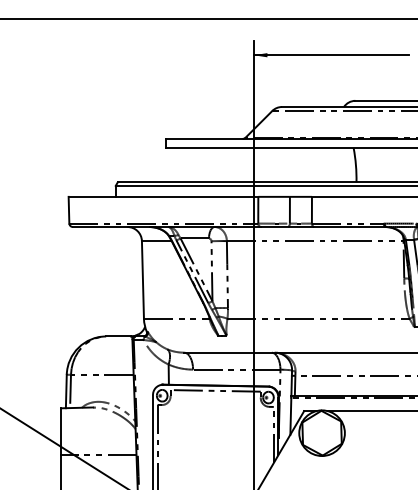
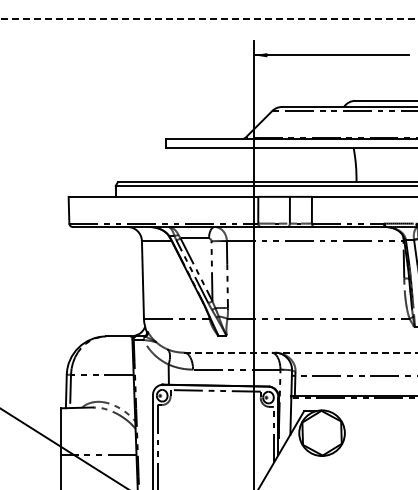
line: solid -> dashed (208, 18)
line: solid -> dashed (301, 352)
line: present -> none (371, 411)
